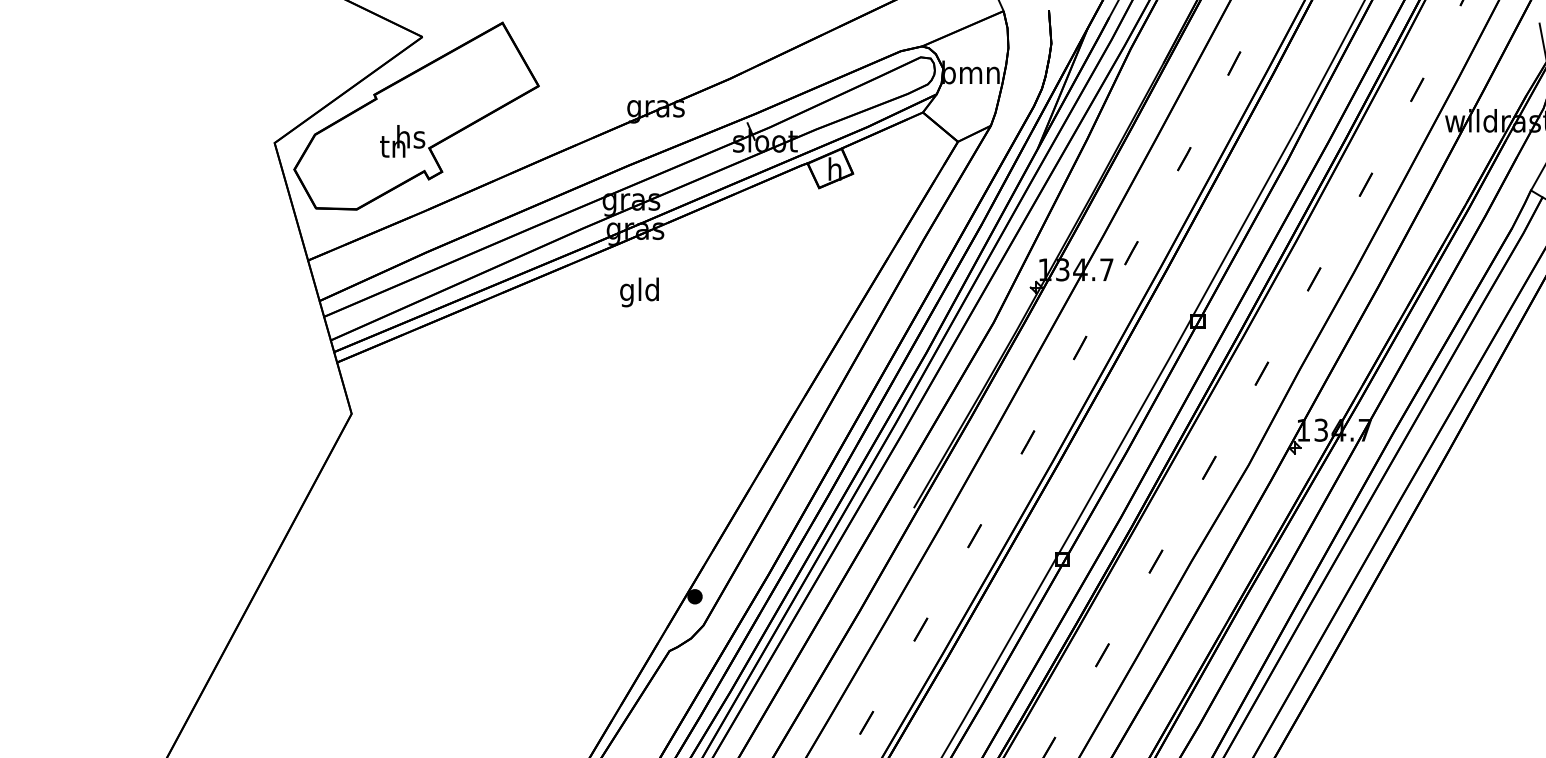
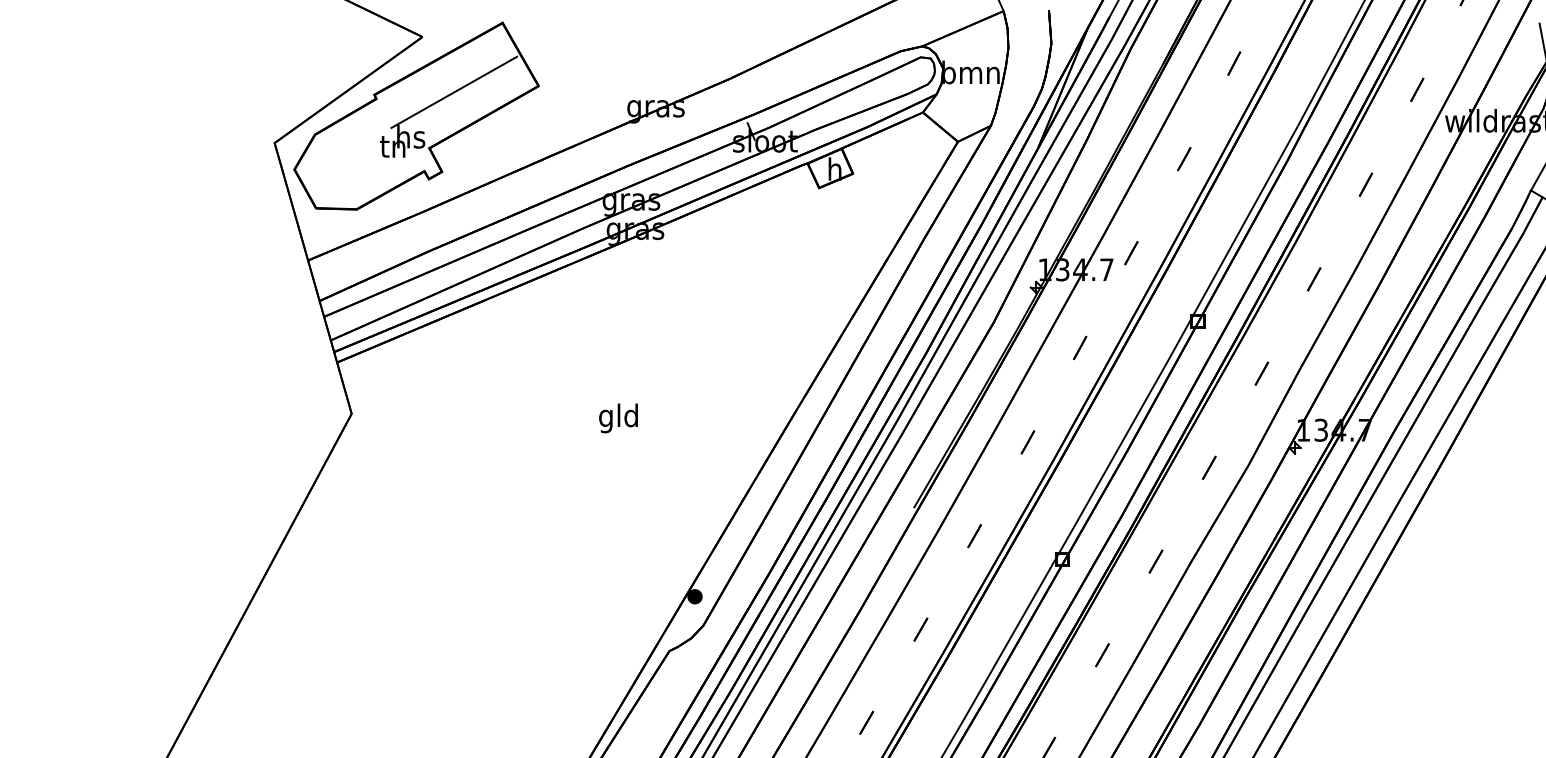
line: none -> present (454, 91)
text position: (639, 292) -> (618, 418) (618, 418)
